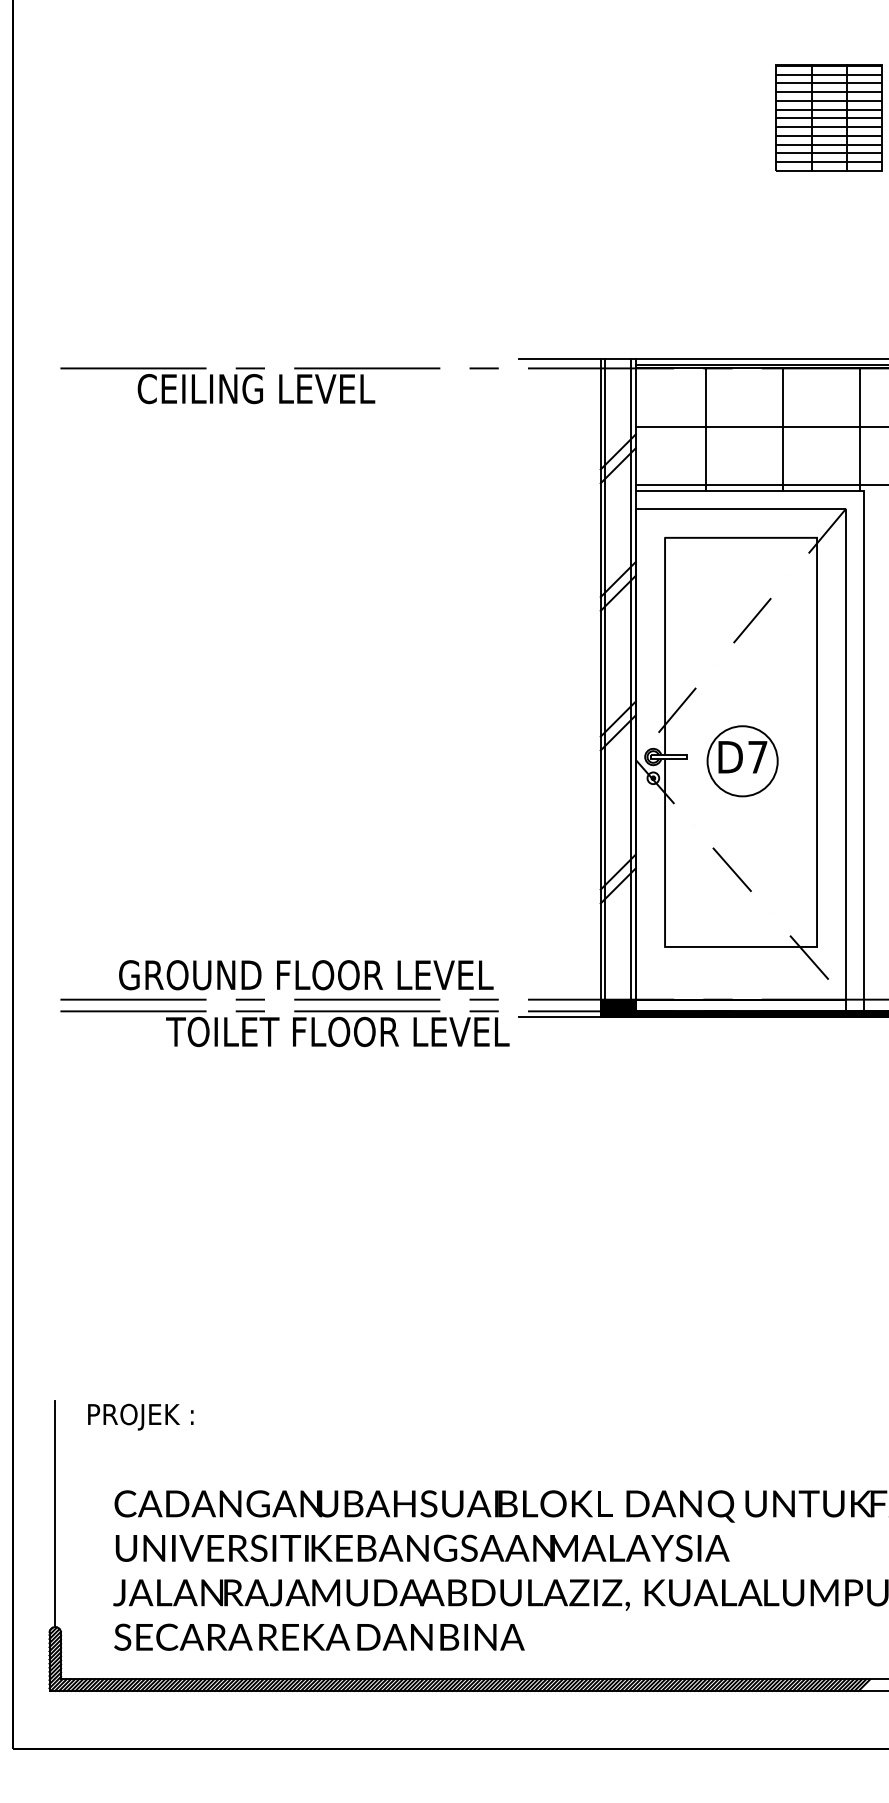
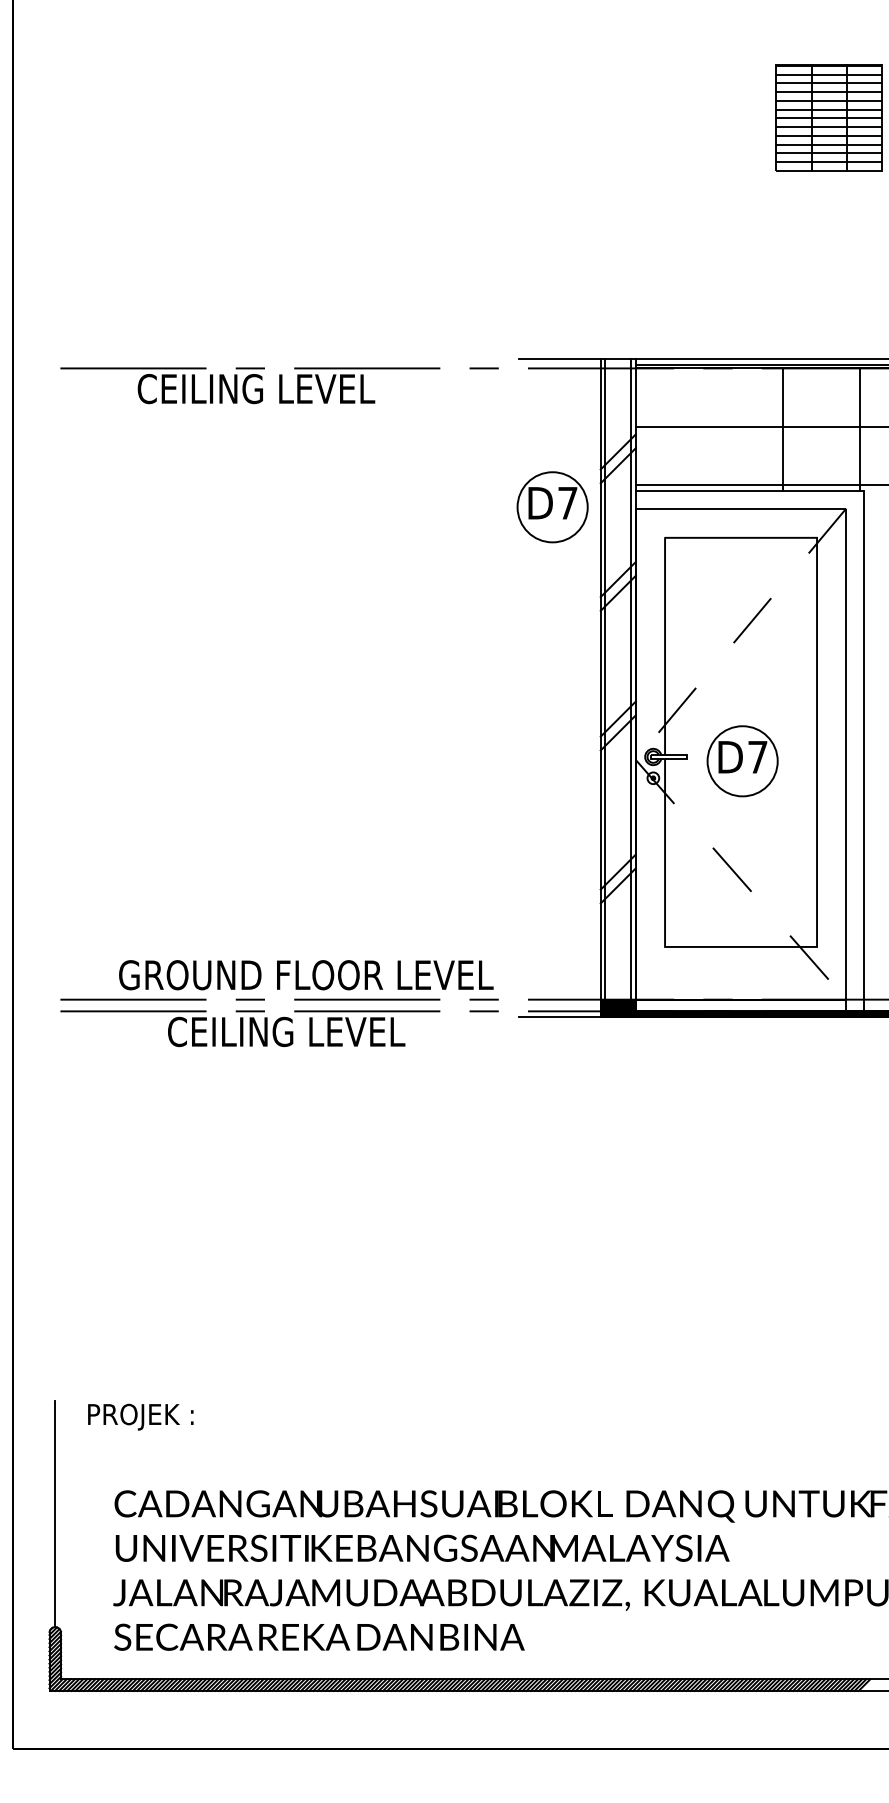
line: present -> none (706, 429)
part: none -> present (552, 507)
text: TOILET FLOOR LEVEL -> CEILING LEVEL (337, 1031)
